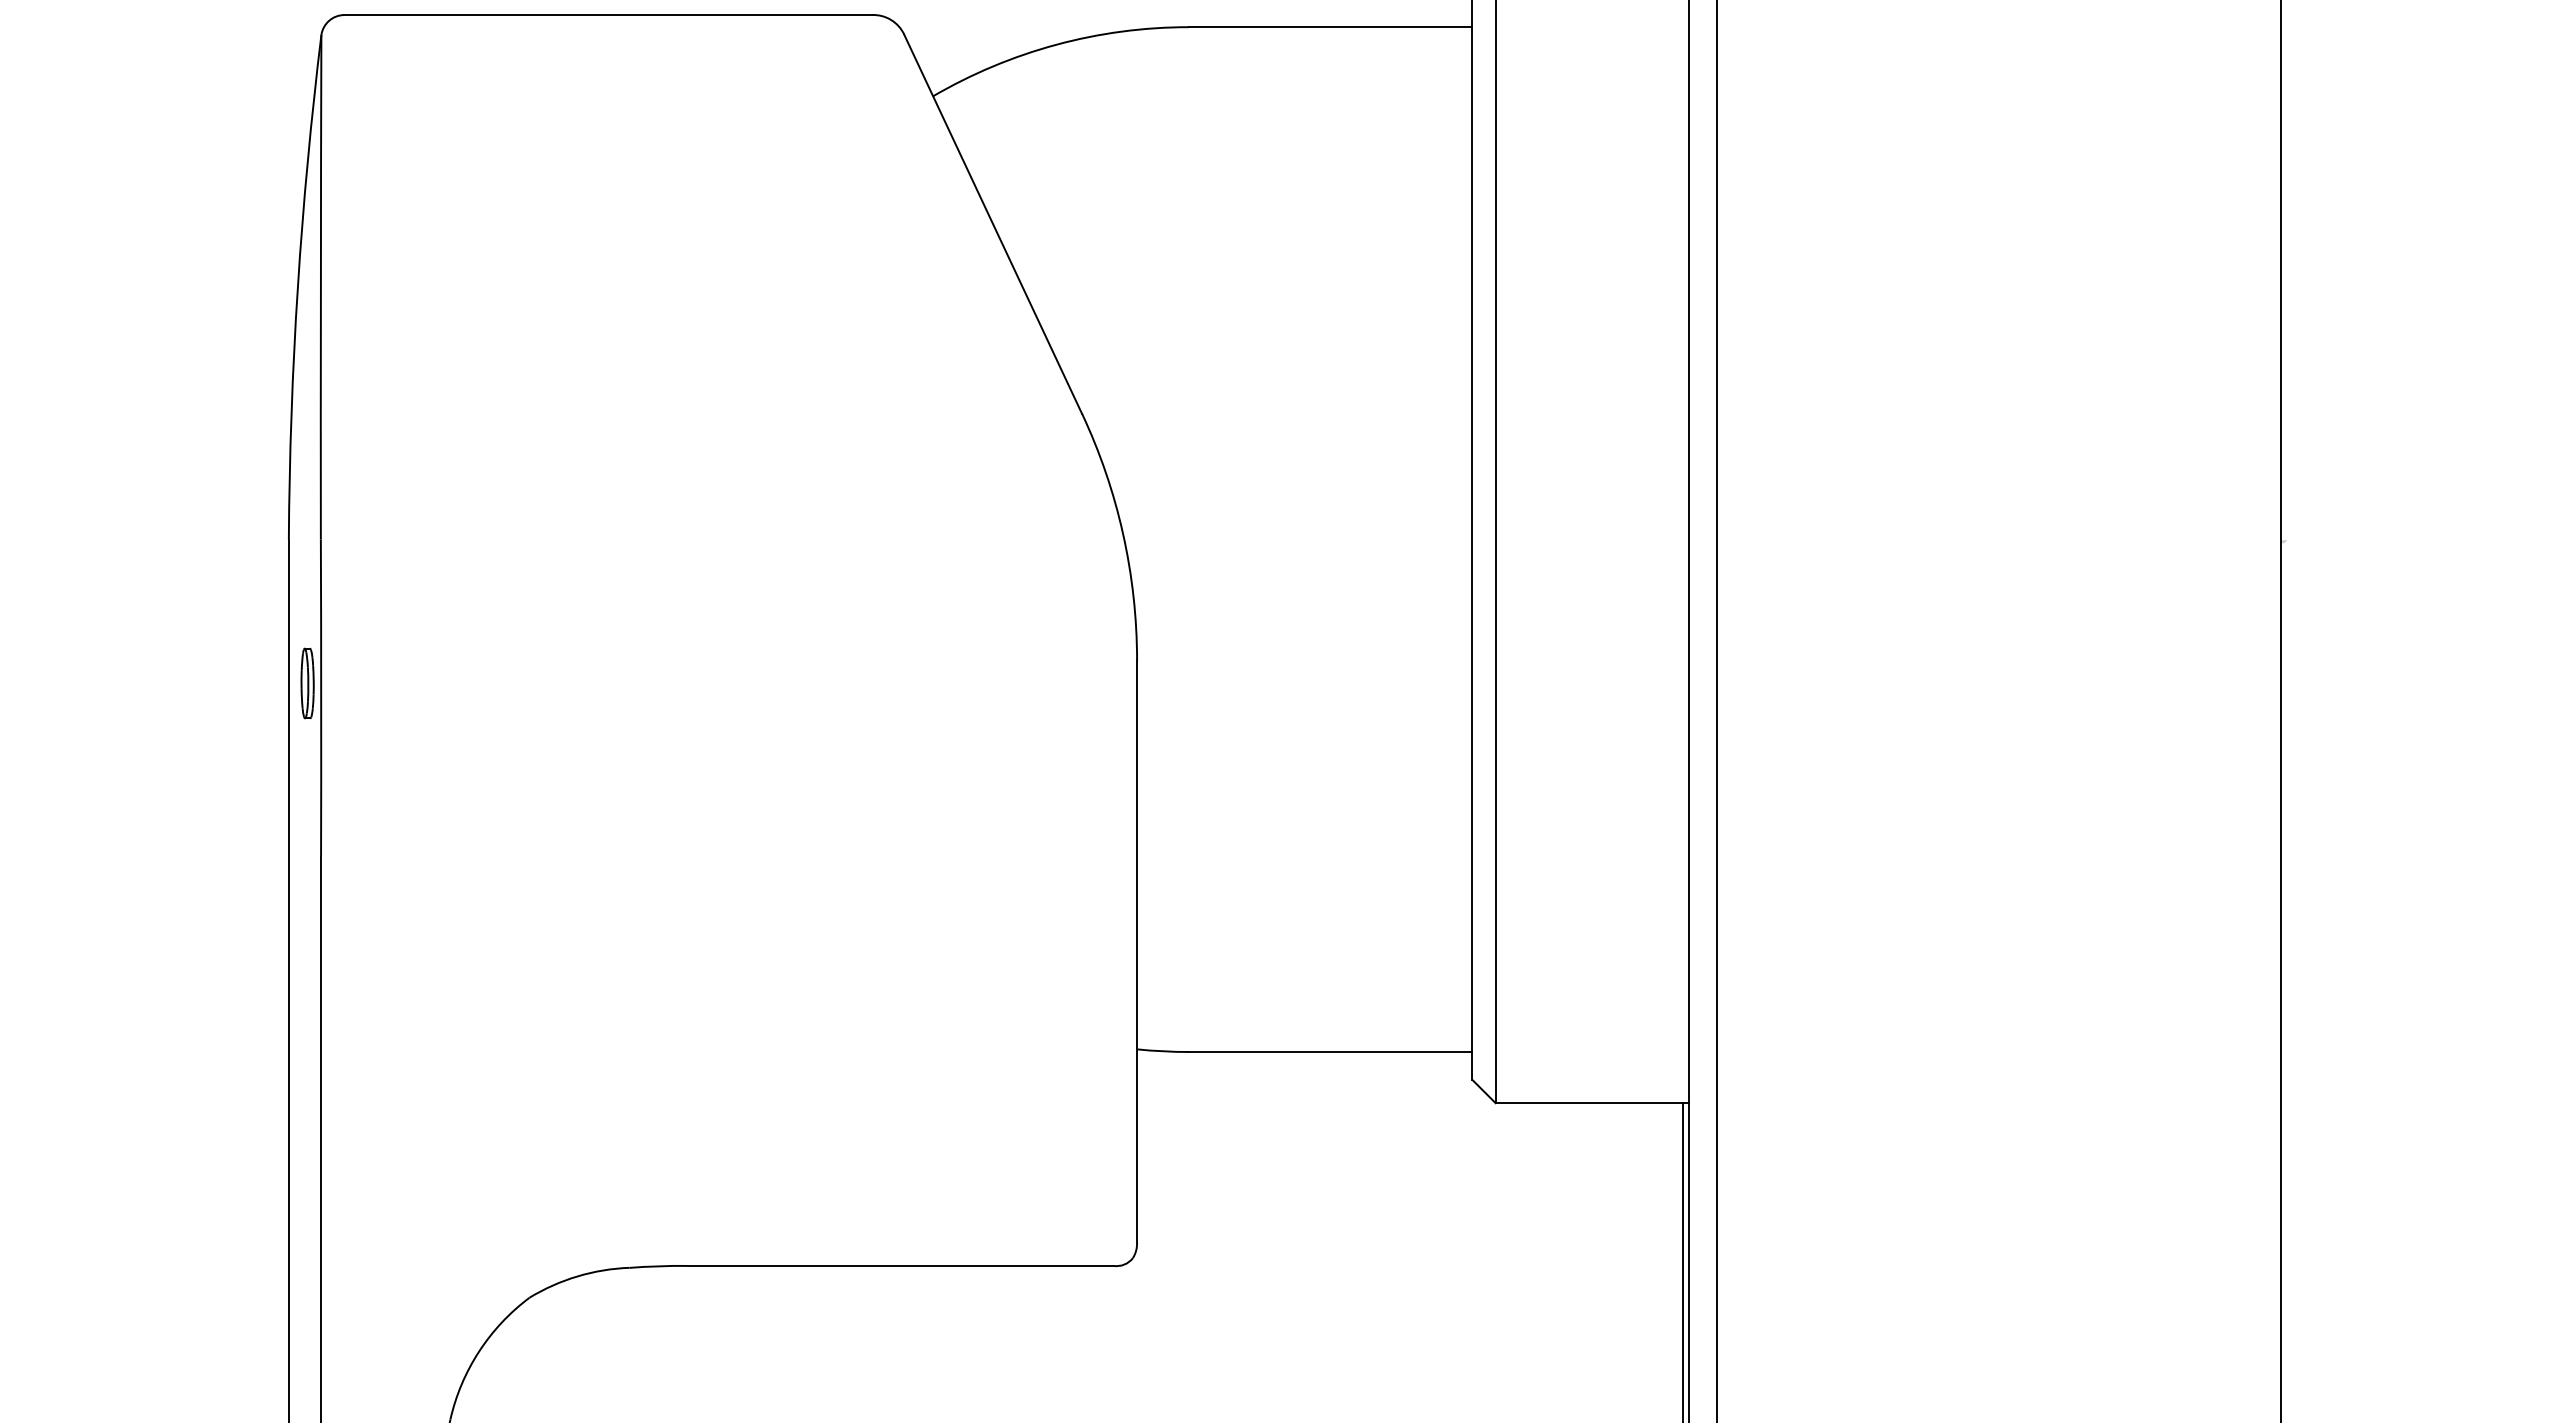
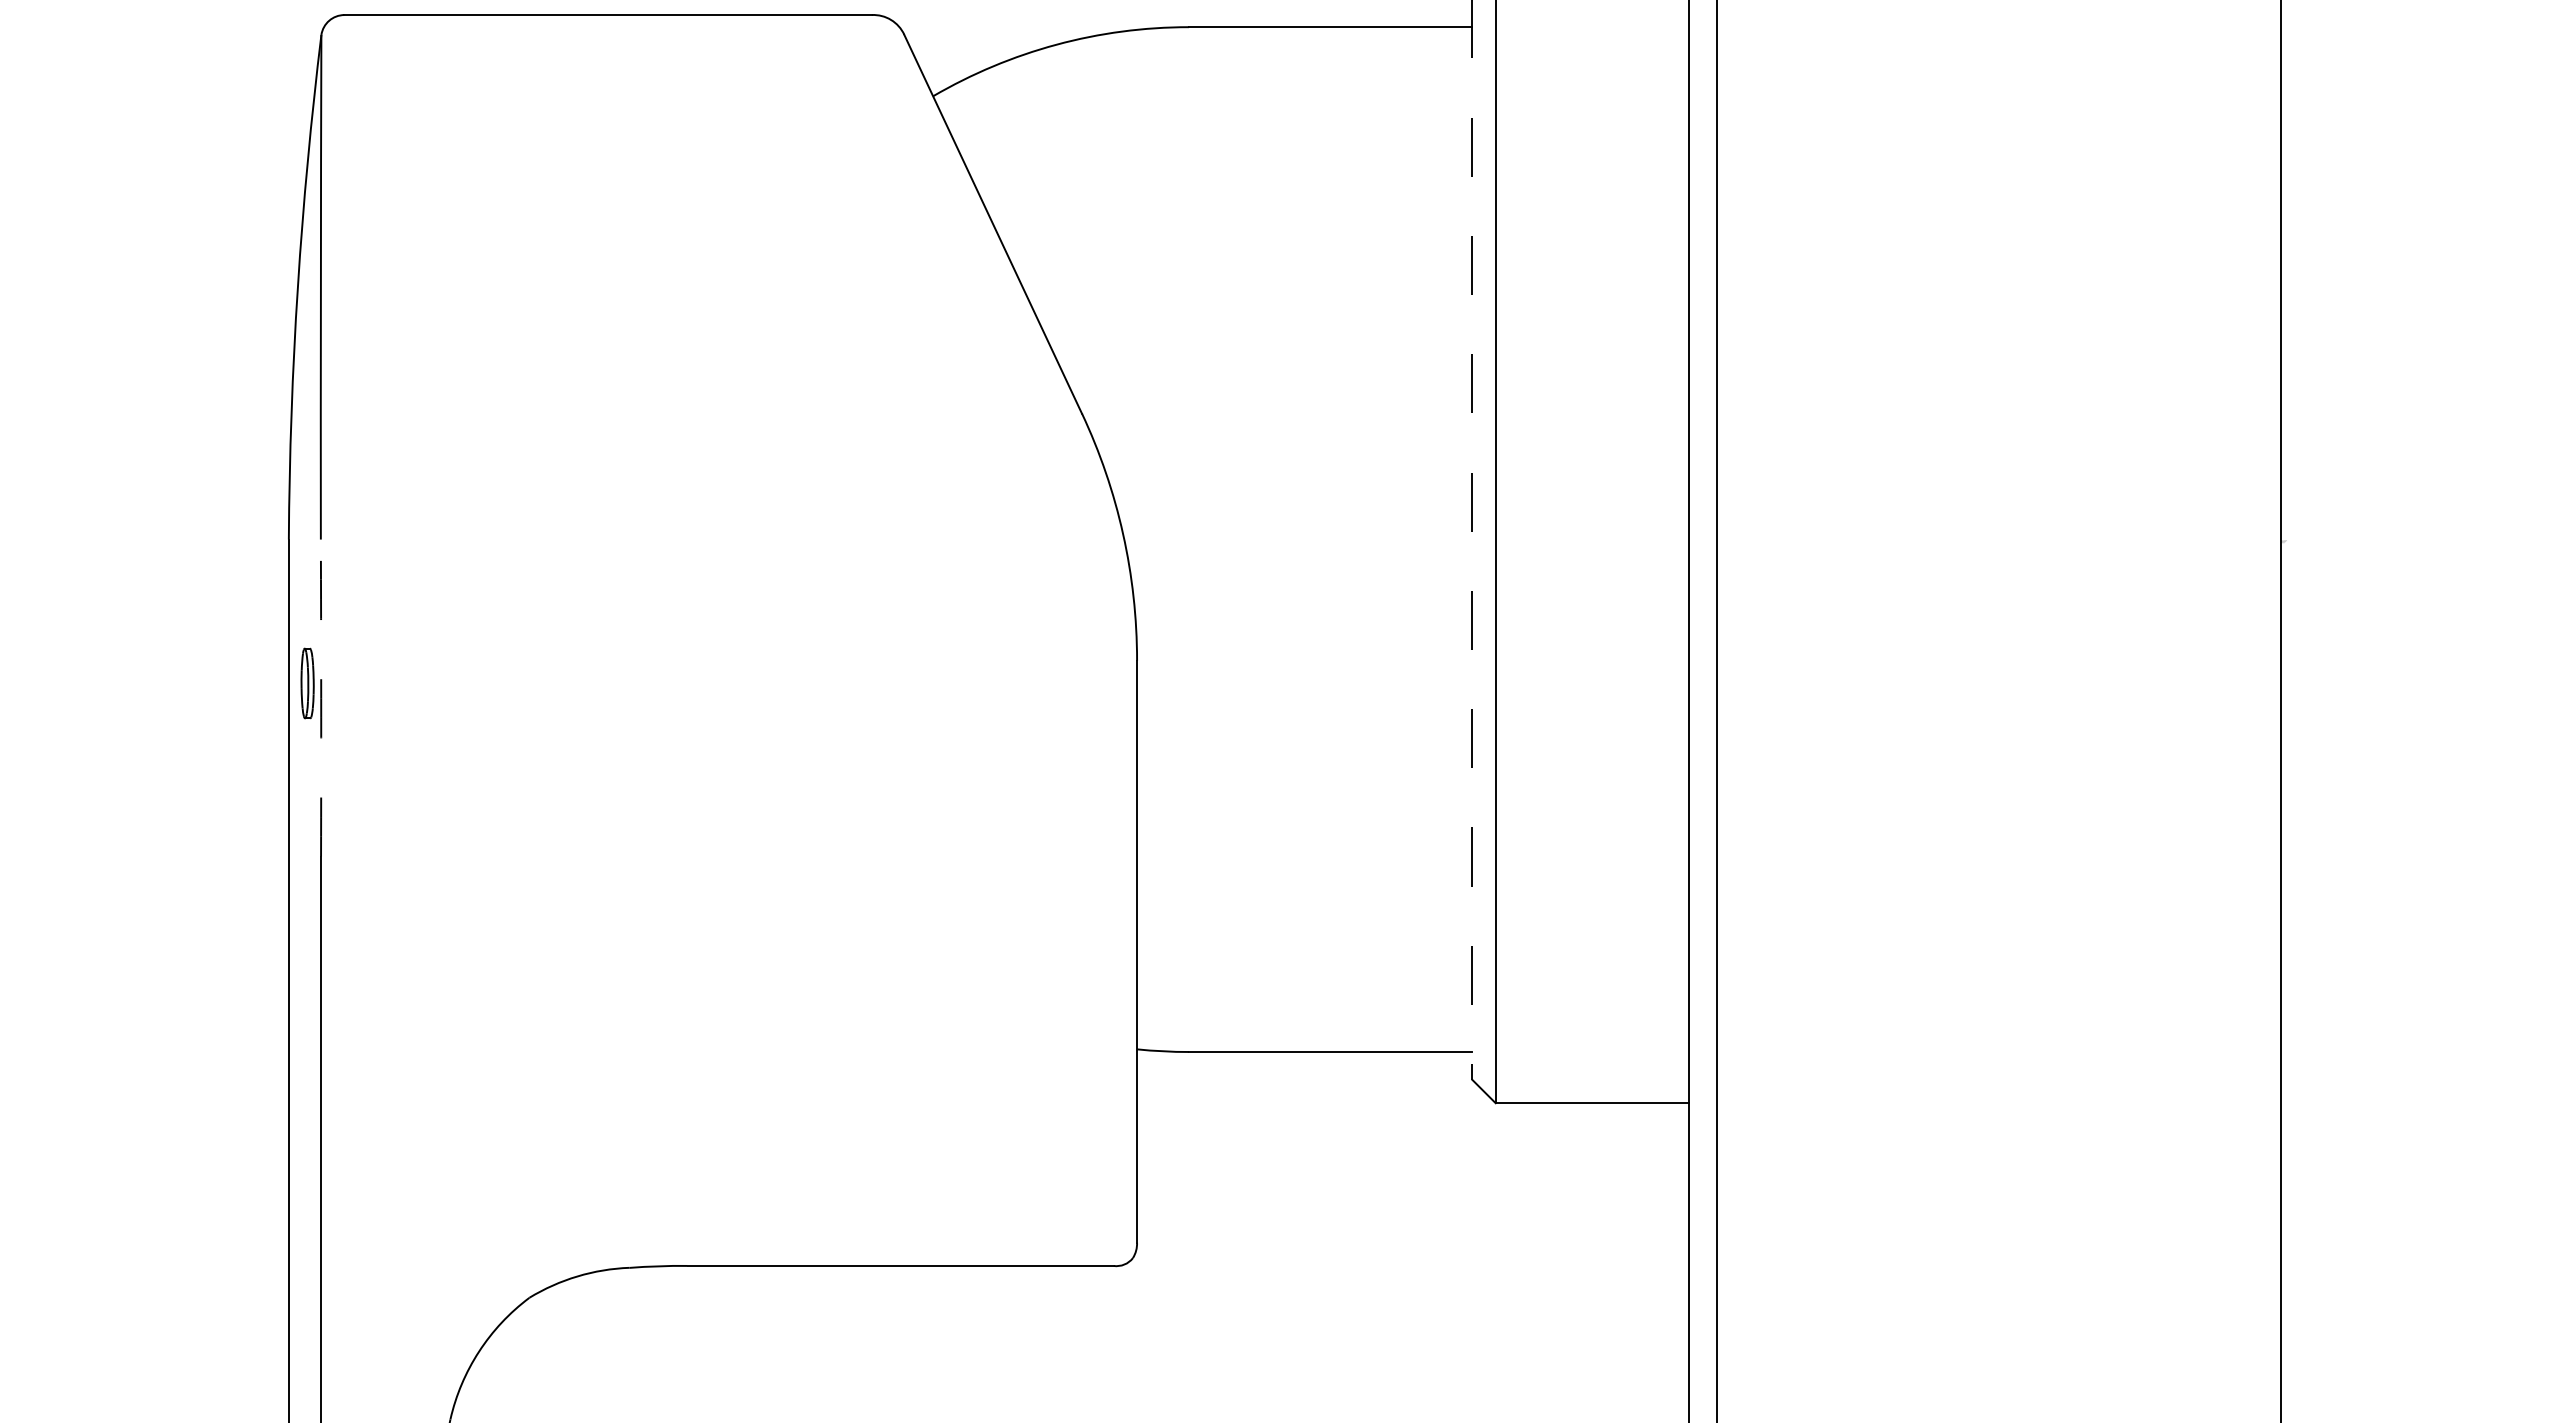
line: solid -> dashed (1472, 540)
arc: solid -> dashed (321, 698)
line: present -> none (1683, 1261)
